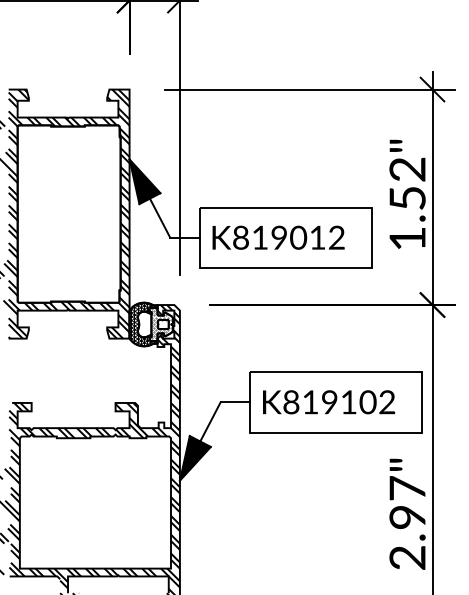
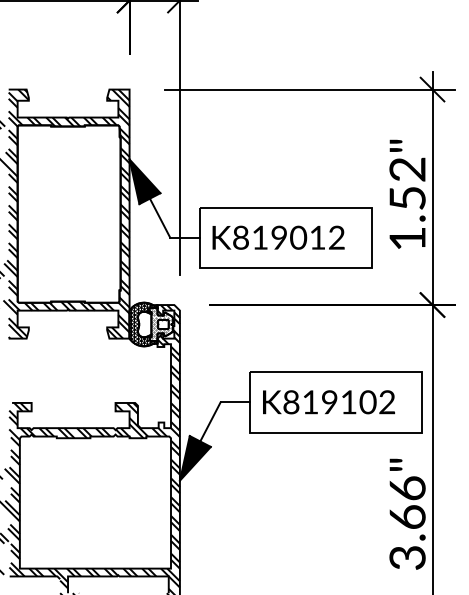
text: 2.97" -> 3.66" (407, 522)
